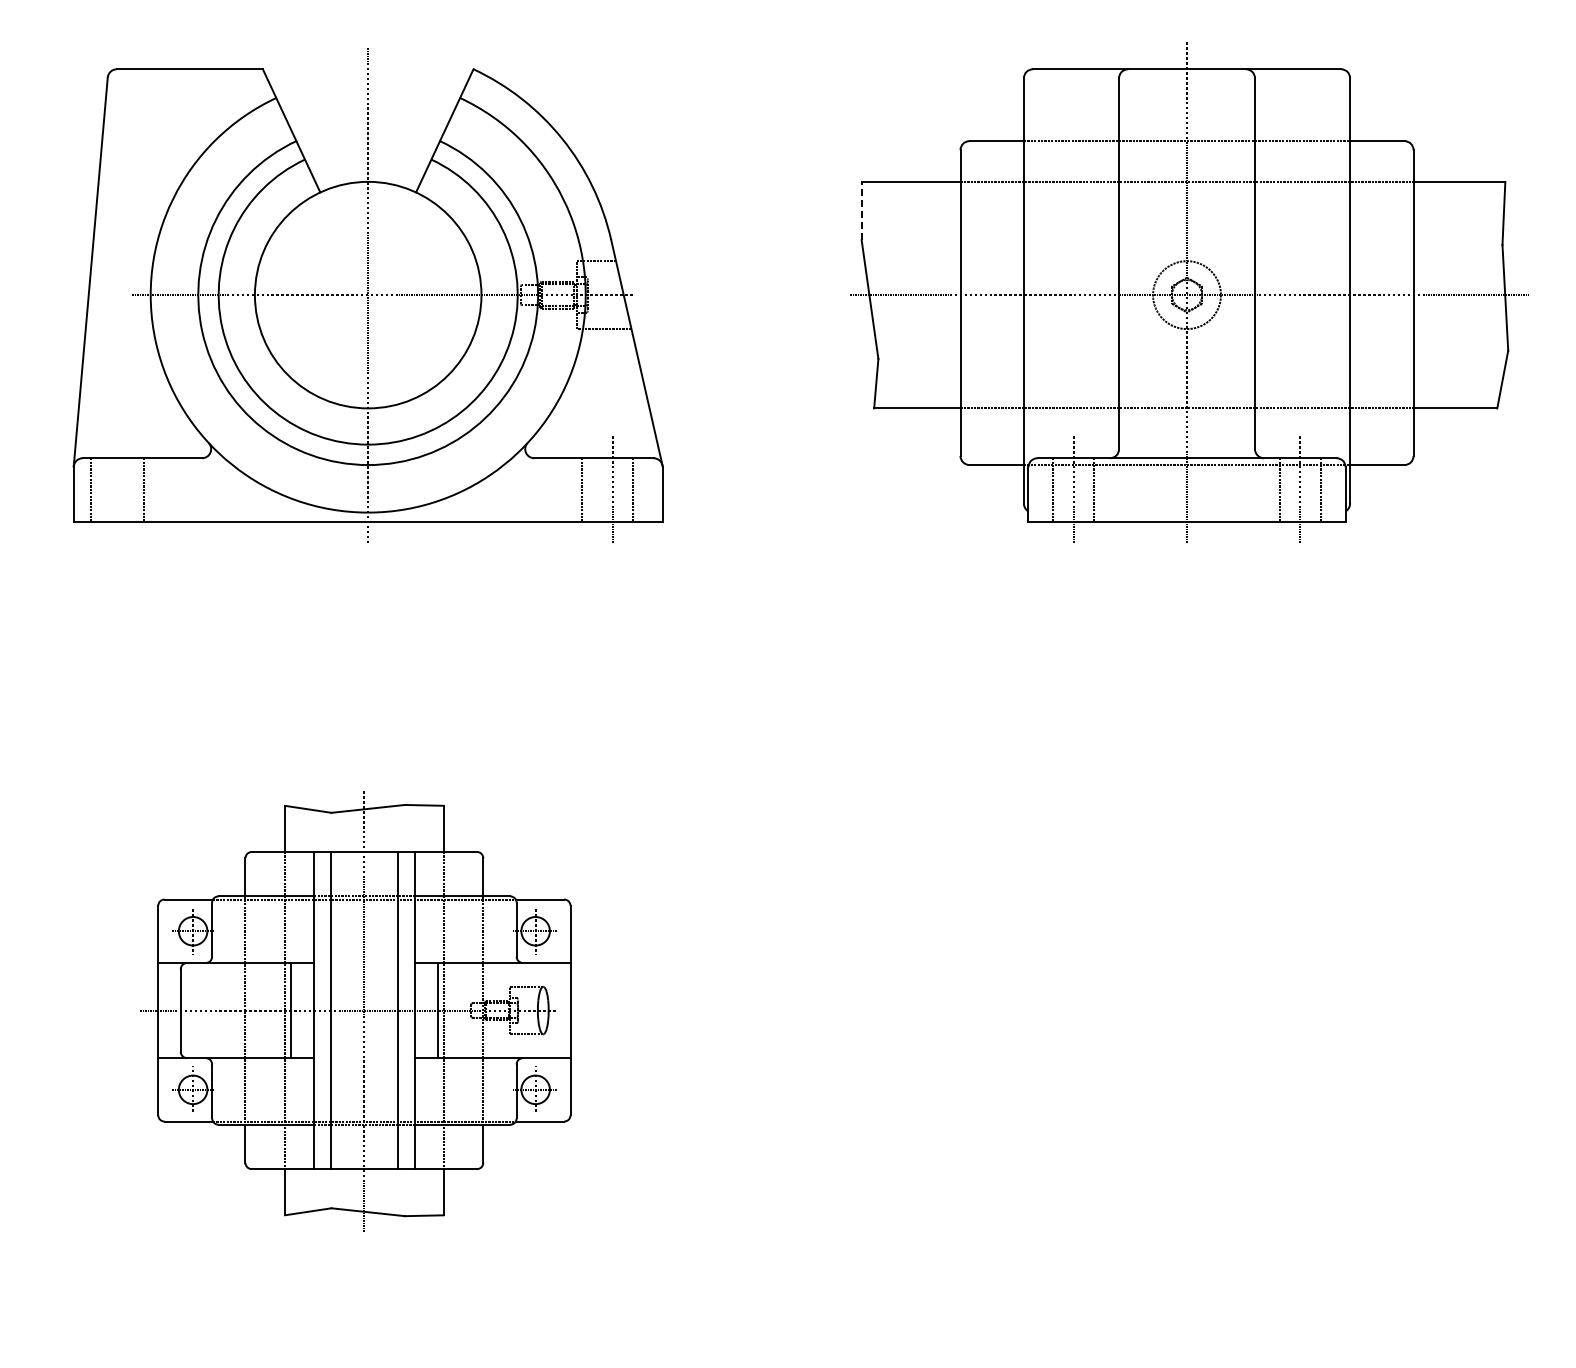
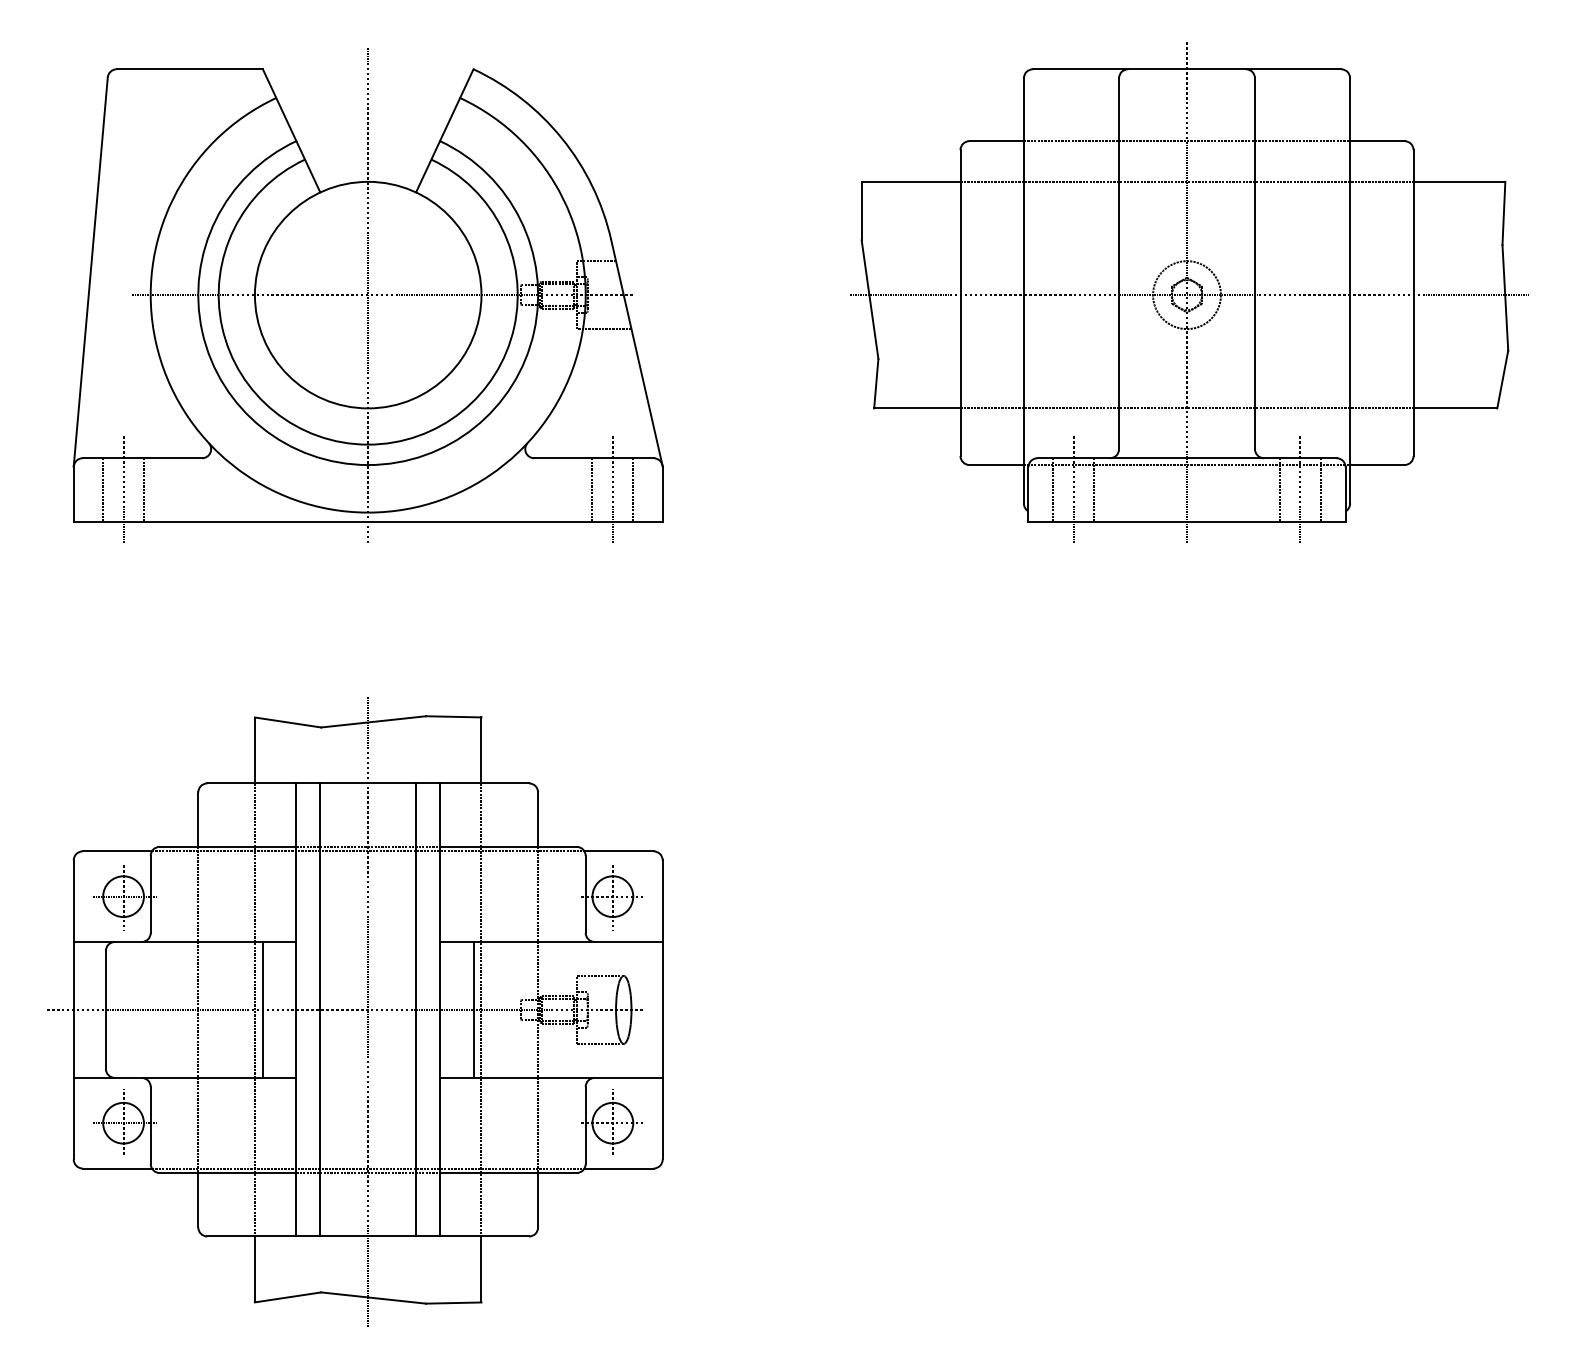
line: dashed -> solid (861, 210)
line position: (91, 489) -> (103, 489) (103, 489)
line: none -> present (123, 489)
line position: (582, 489) -> (592, 489) (592, 489)
part size: 432x441 px -> 617x630 px (355, 1011)
